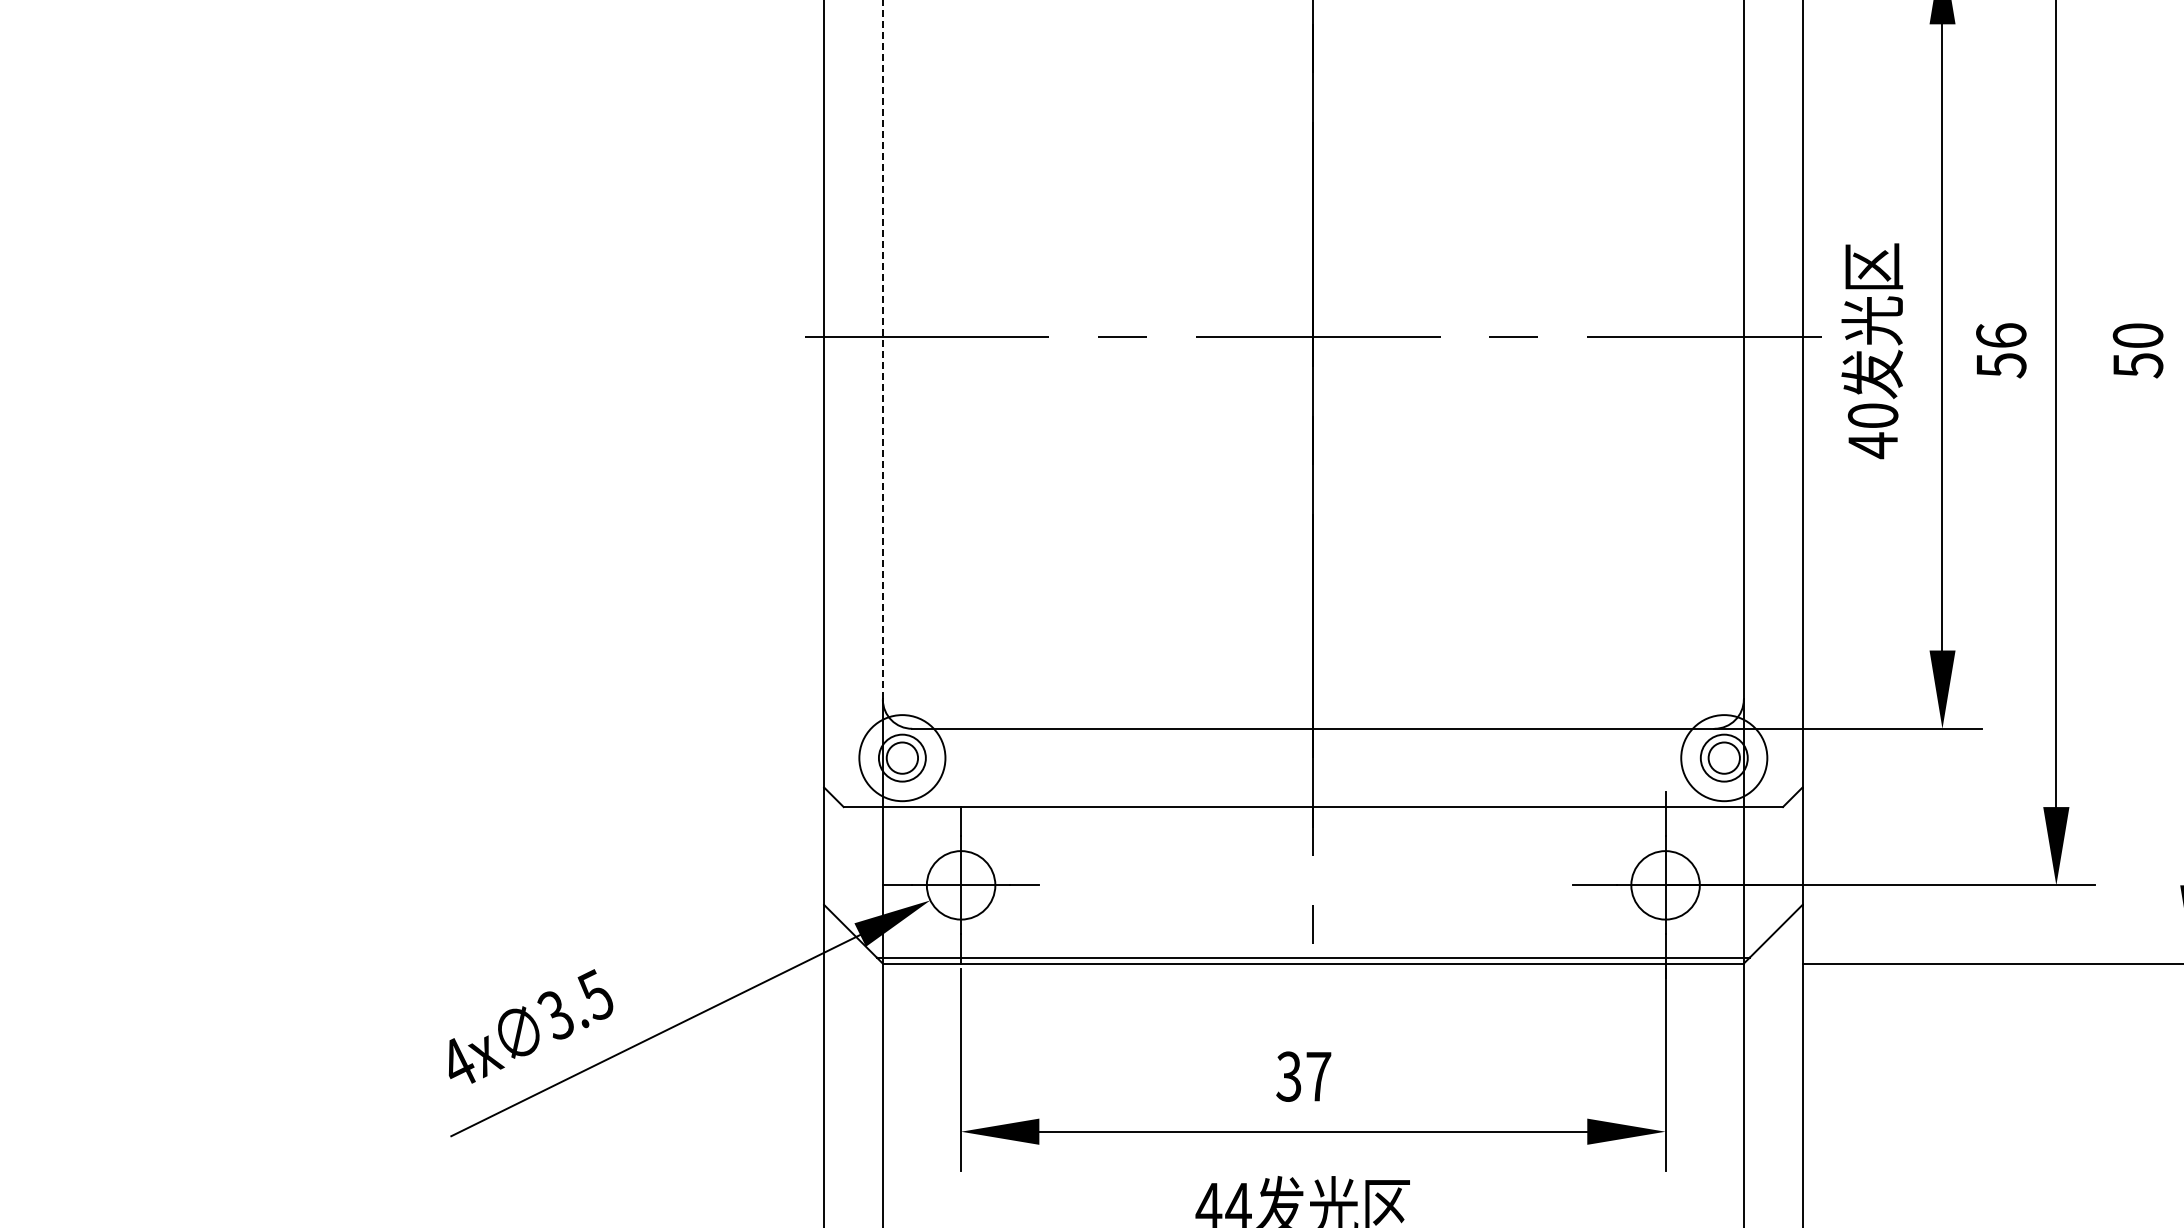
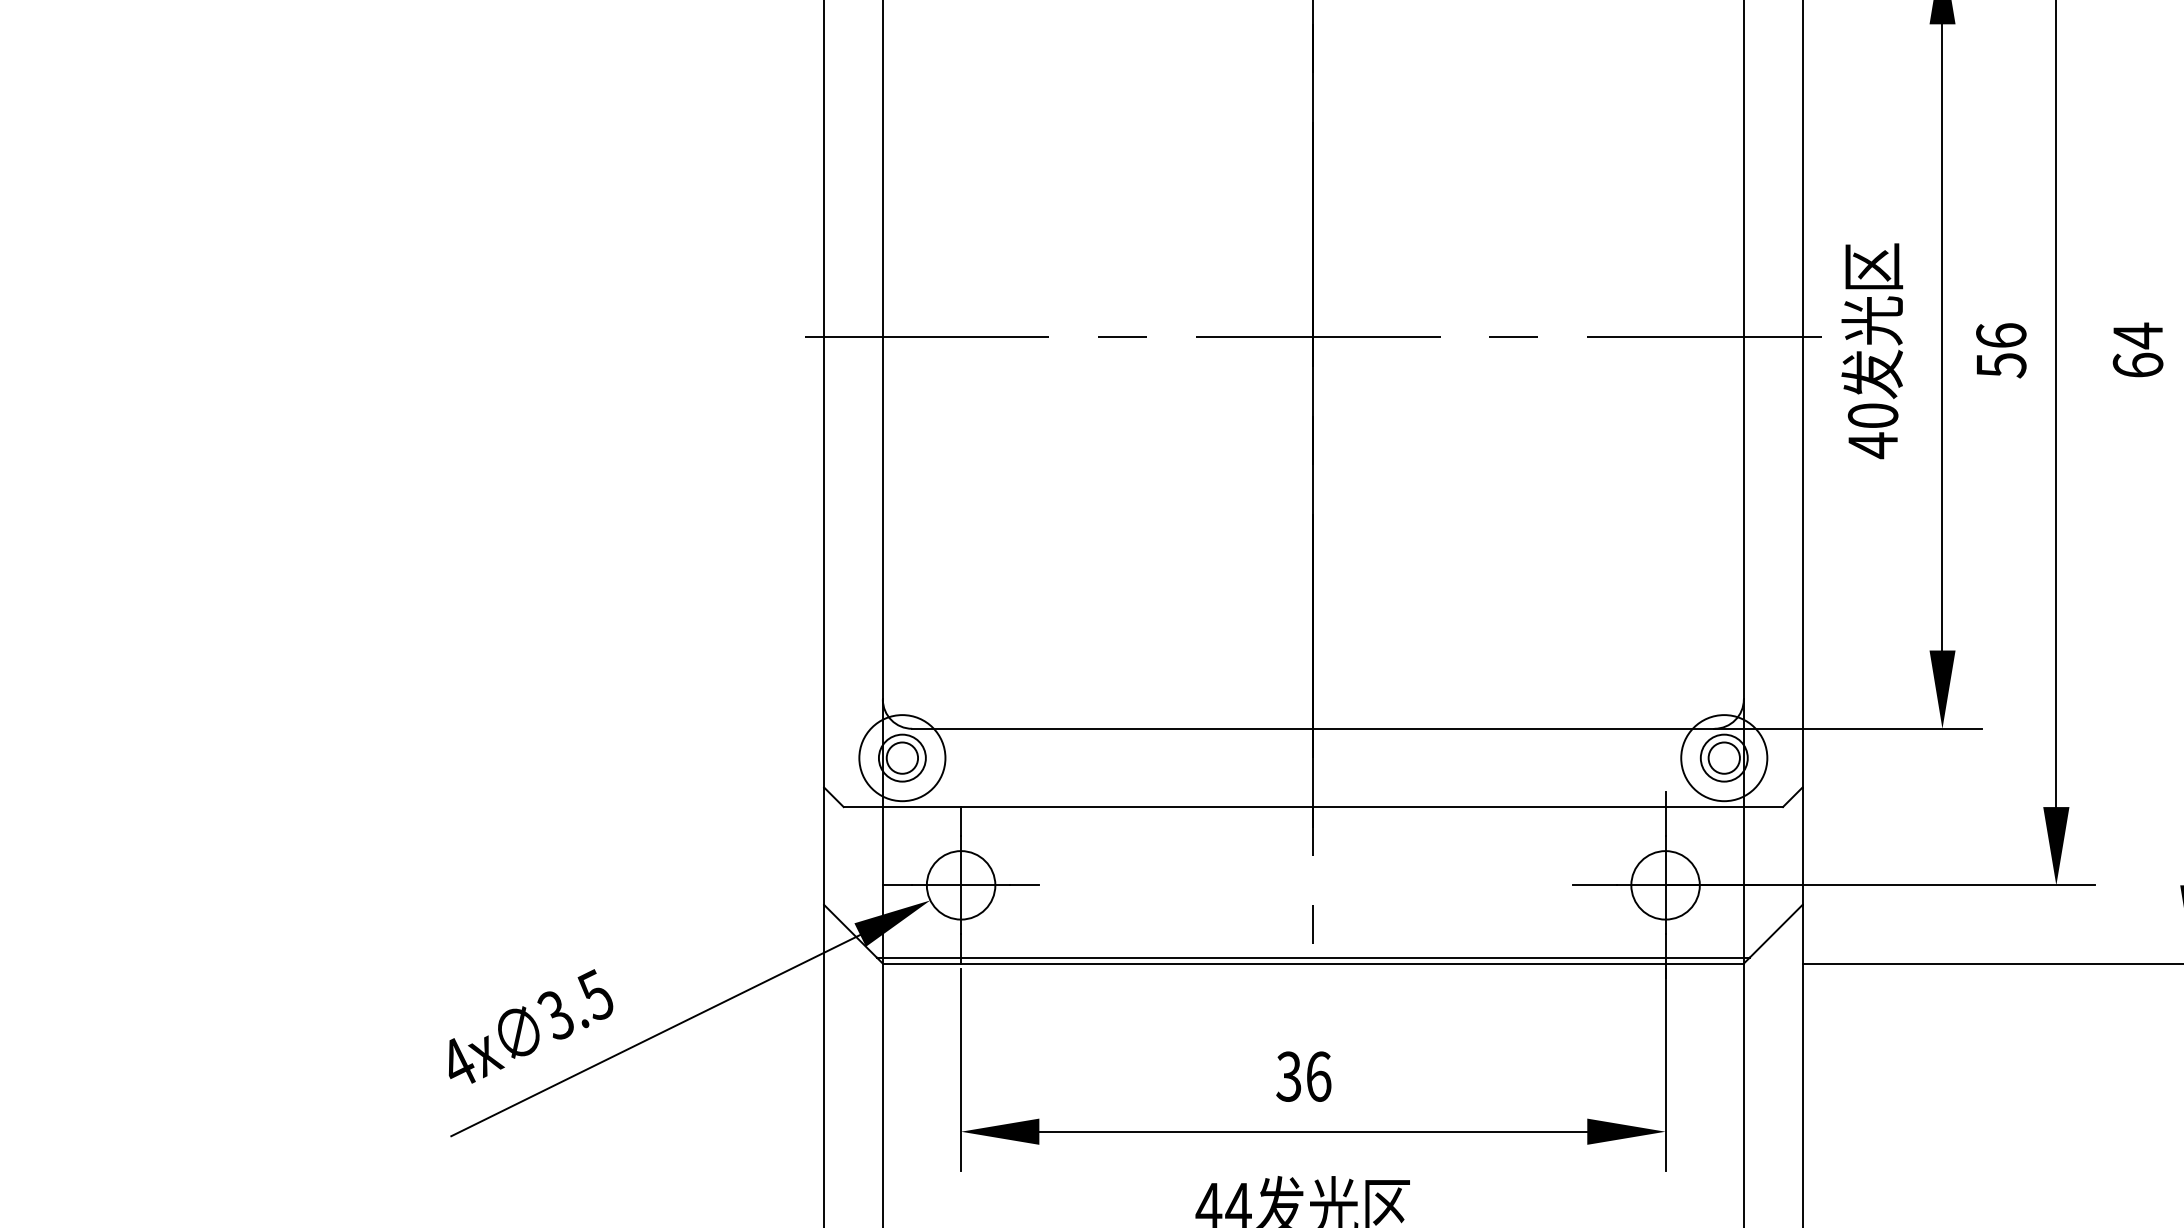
line: dashed -> solid (882, 349)
text: 50 -> 64 (2137, 350)
text: 37 -> 36 (1318, 1076)
